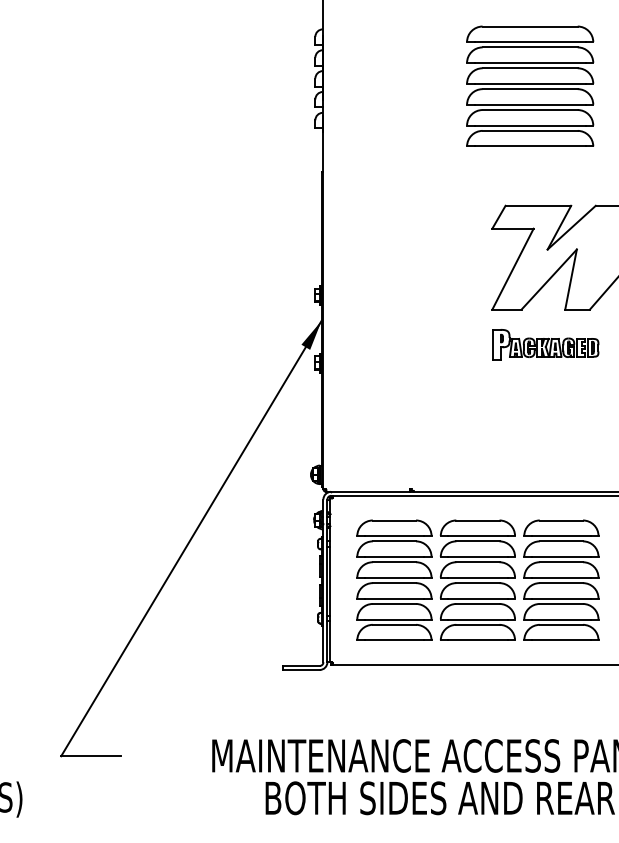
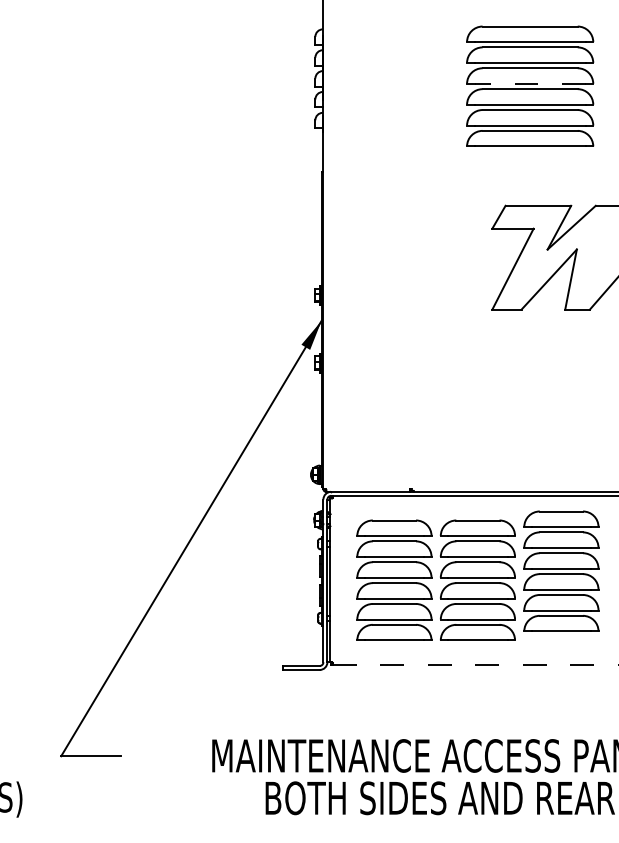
line: solid -> dashed (530, 83)
part: present -> none (545, 344)
part position: (561, 579) -> (561, 570) (561, 570)
line: solid -> dashed (475, 665)
